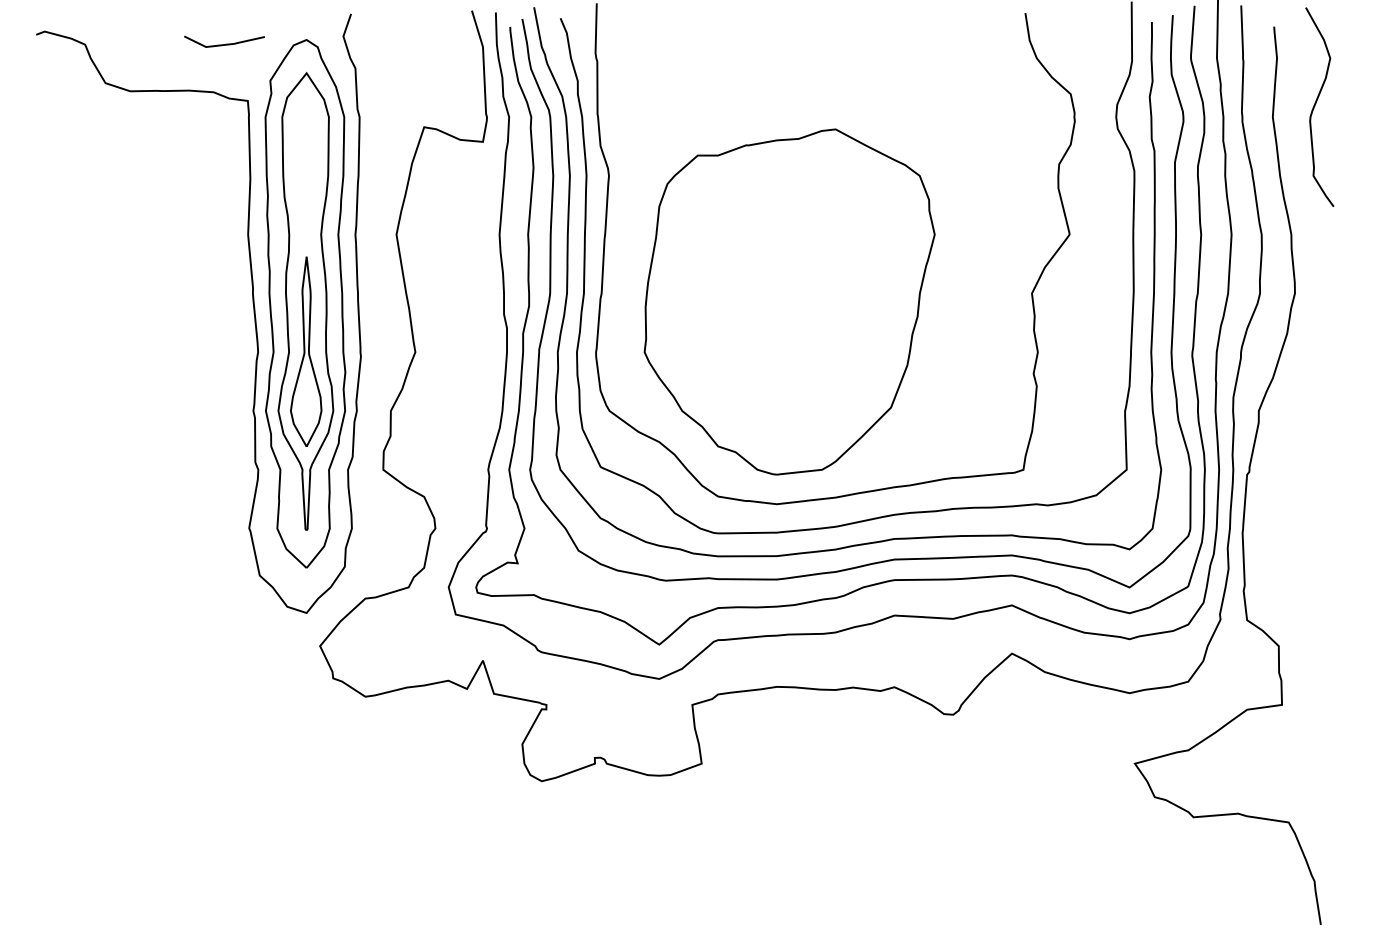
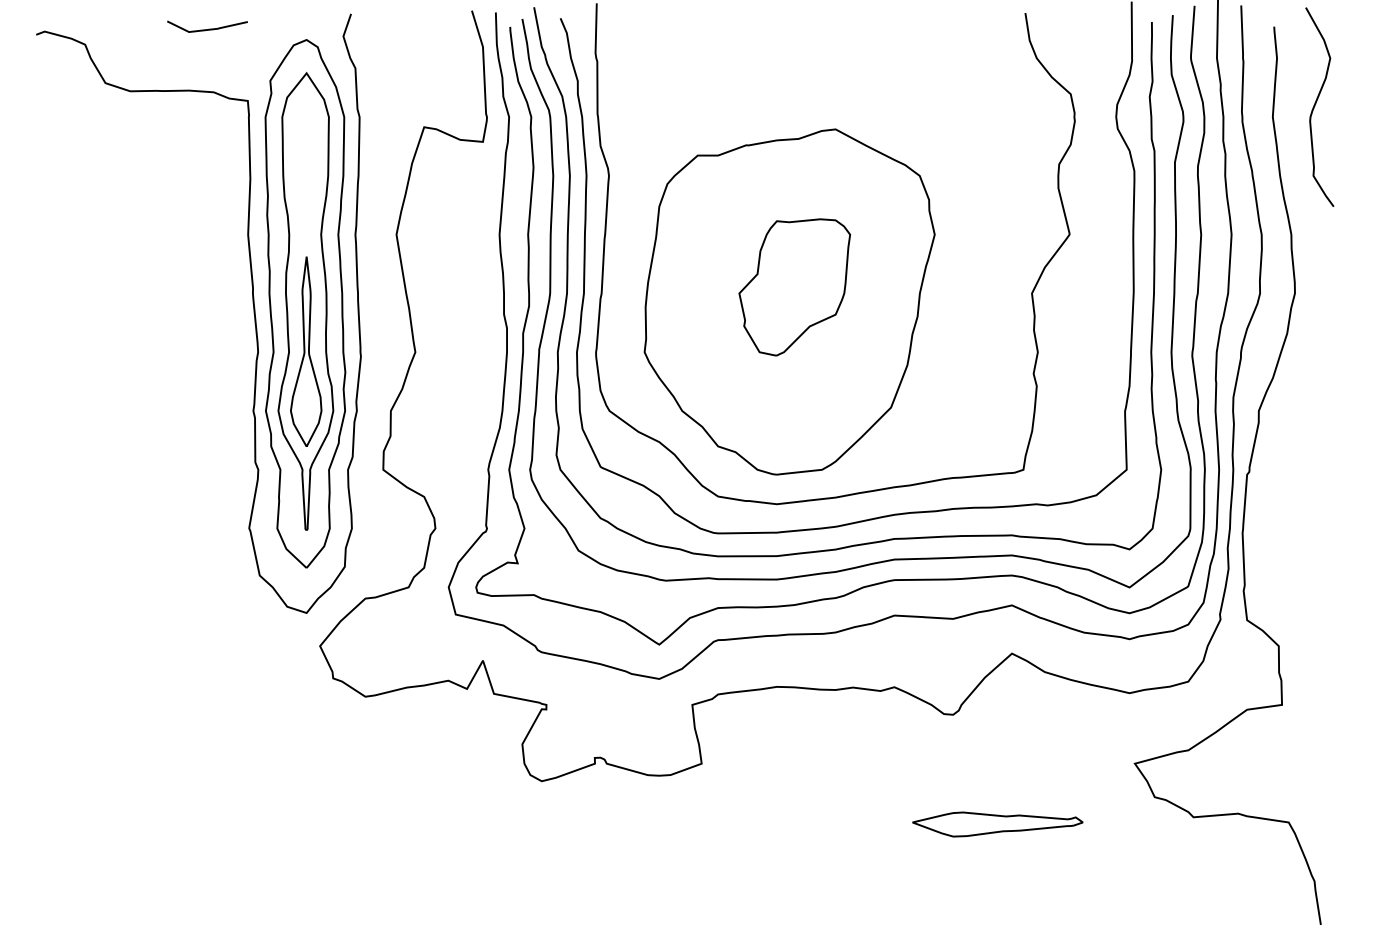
line position: (225, 43) -> (208, 28) (208, 28)
part: none -> present (794, 287)
part: none -> present (997, 824)
